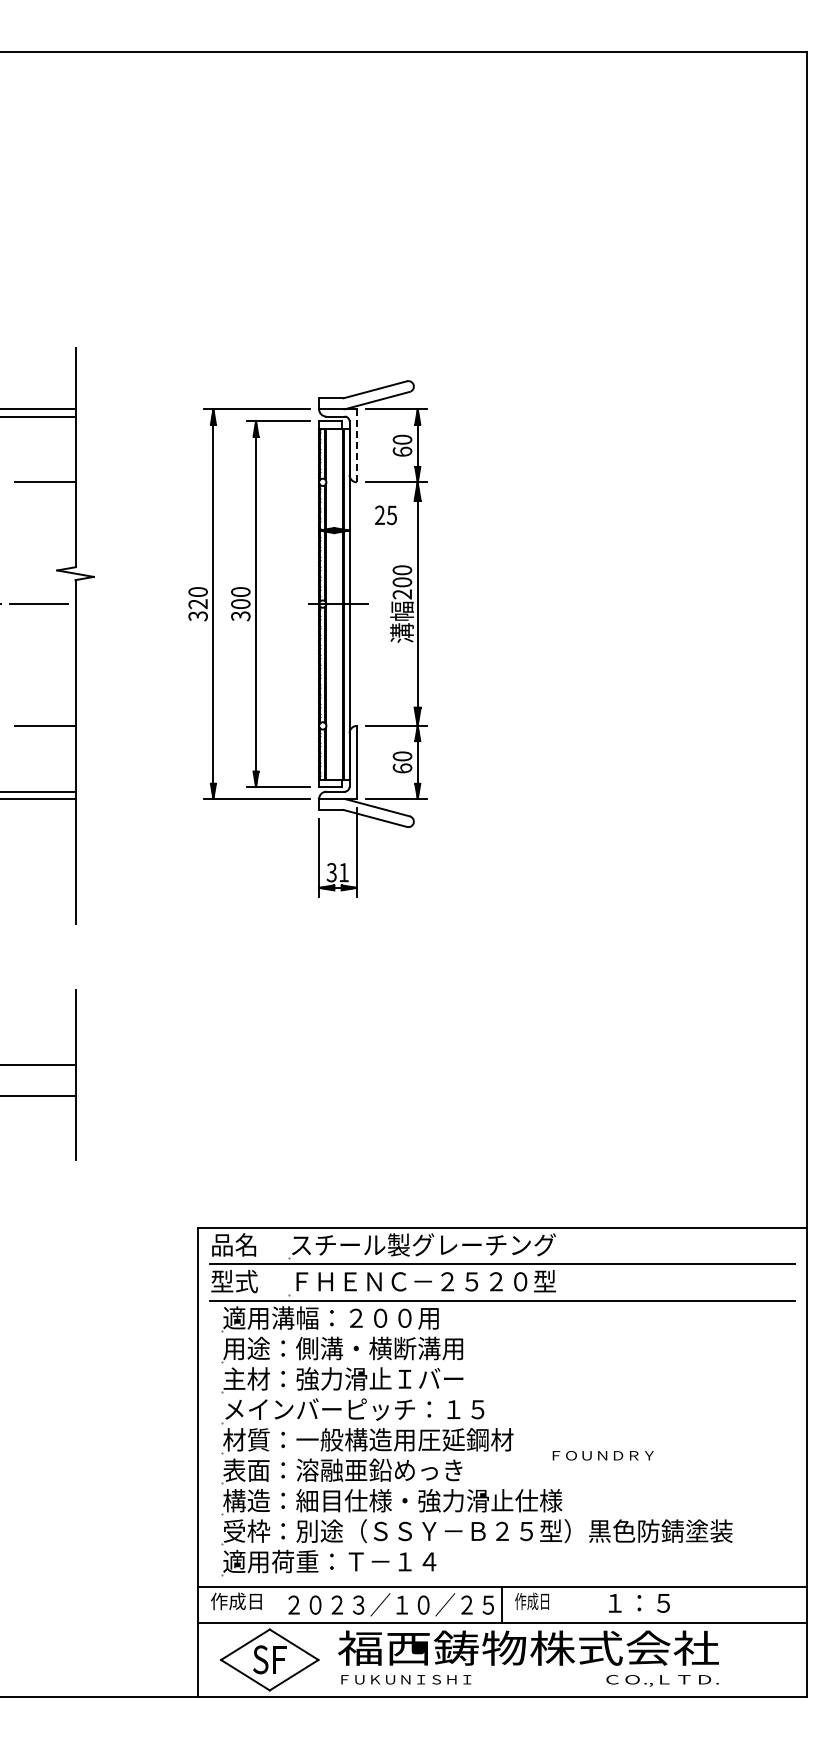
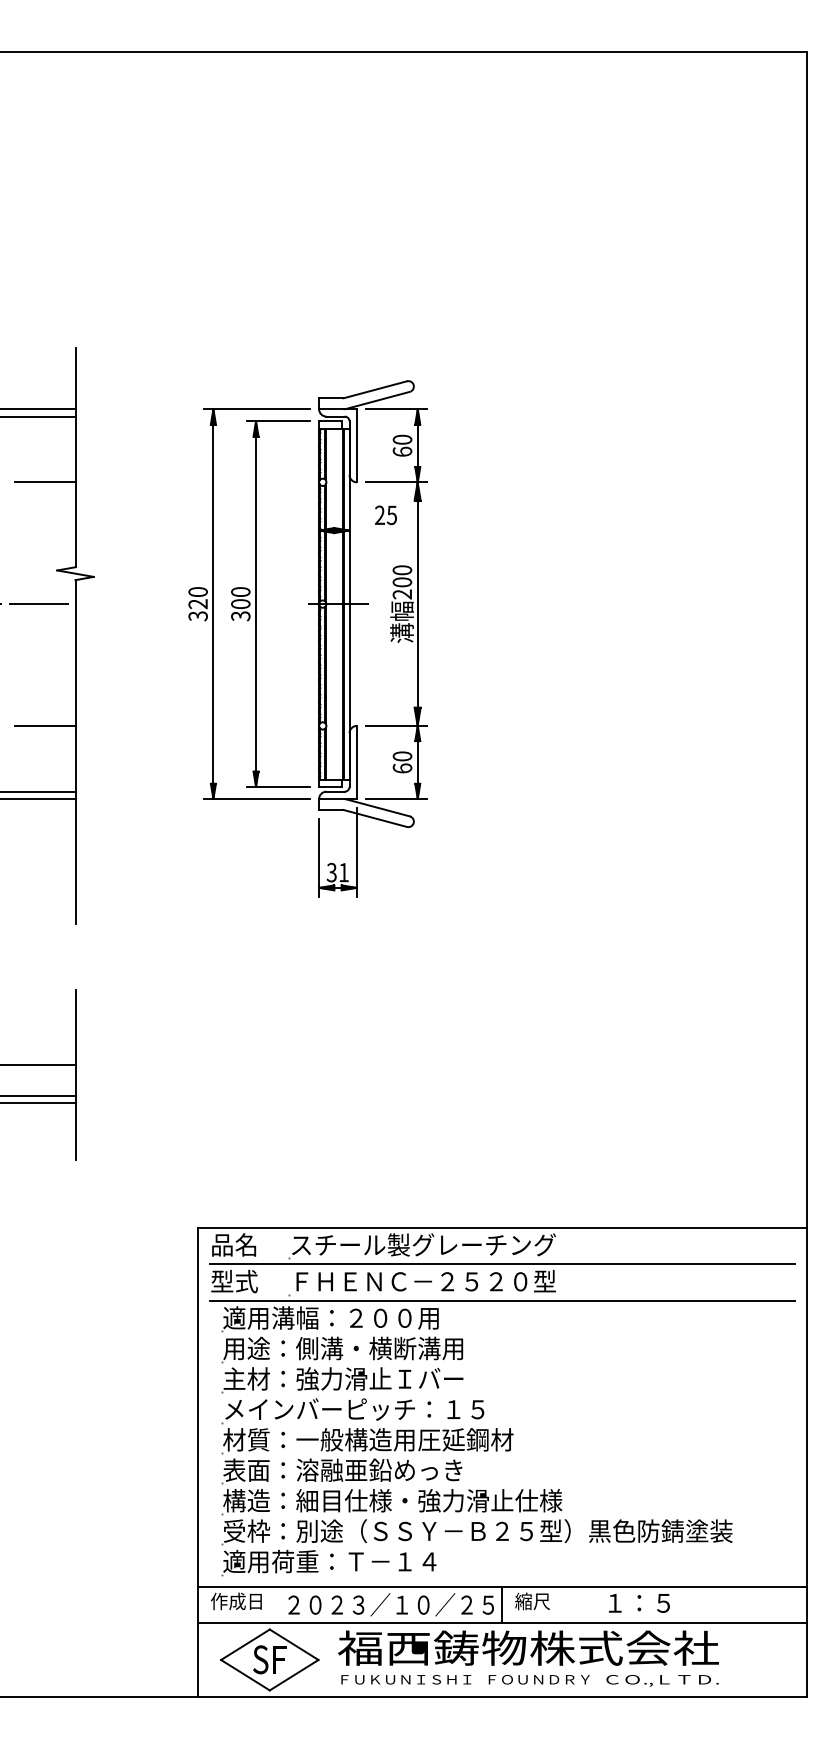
line: dashed -> solid (356, 445)
line: none -> present (38, 1102)
text position: (602, 1455) -> (538, 1679) (538, 1679)
text: 作成日 -> 縮尺 (532, 1601)
